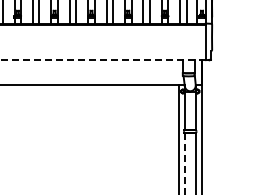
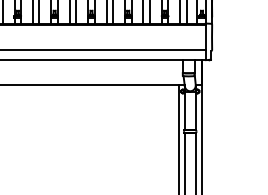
line: none -> present (103, 50)
line: dashed -> solid (102, 59)
line: dashed -> solid (184, 164)
